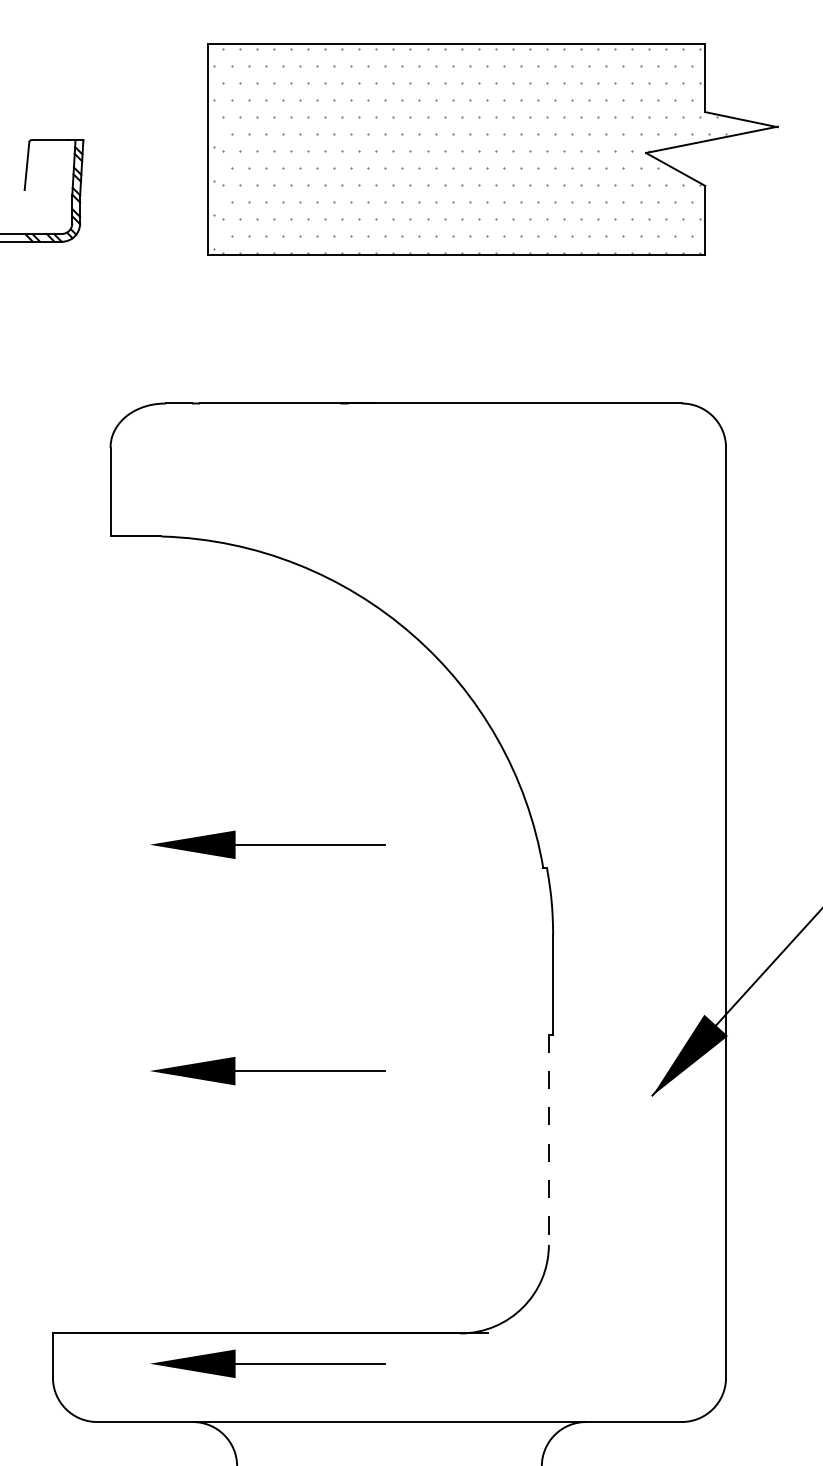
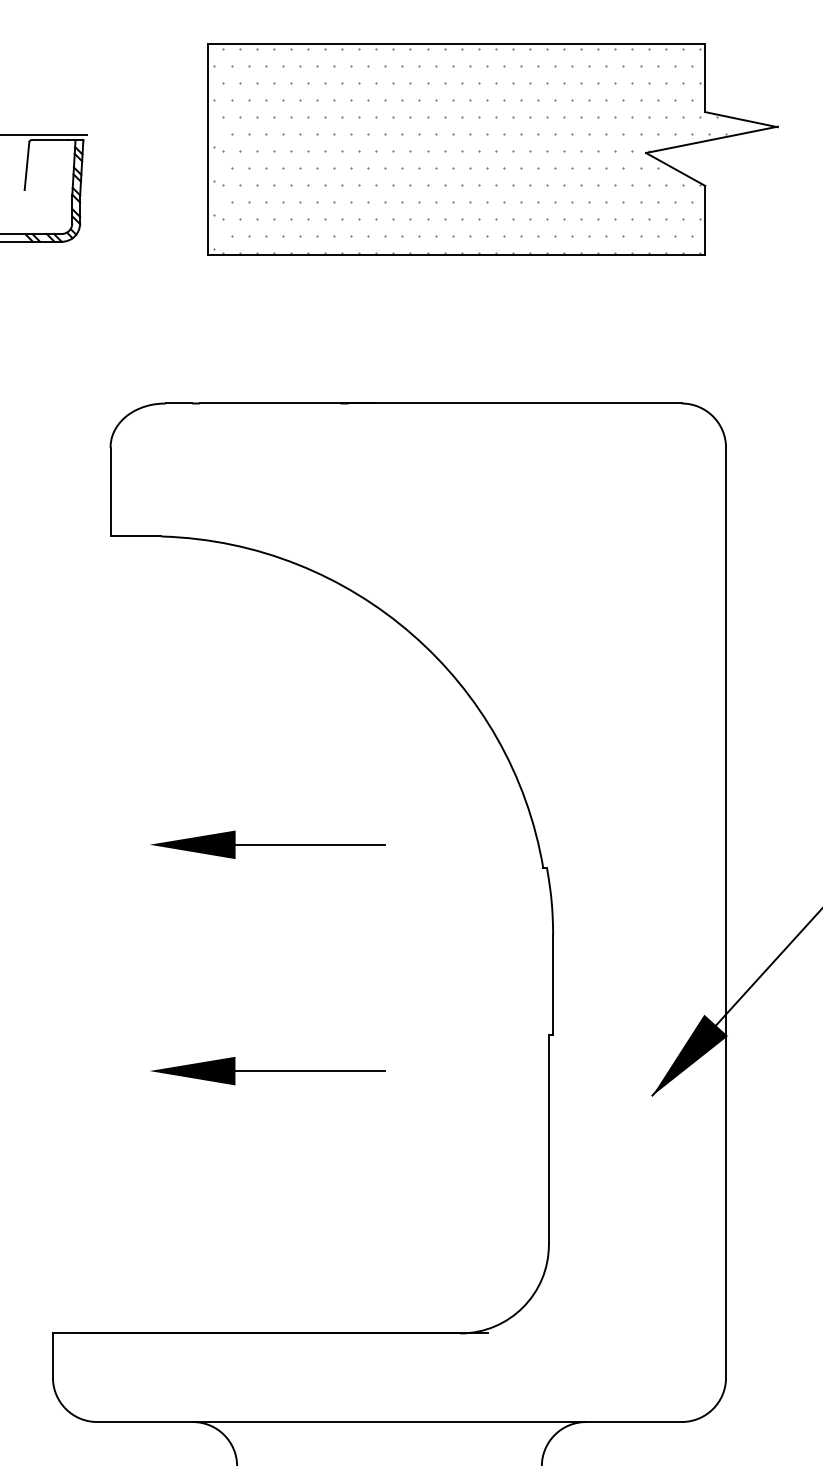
line: none -> present (44, 135)
line: dashed -> solid (548, 1140)
part: present -> none (267, 1363)
